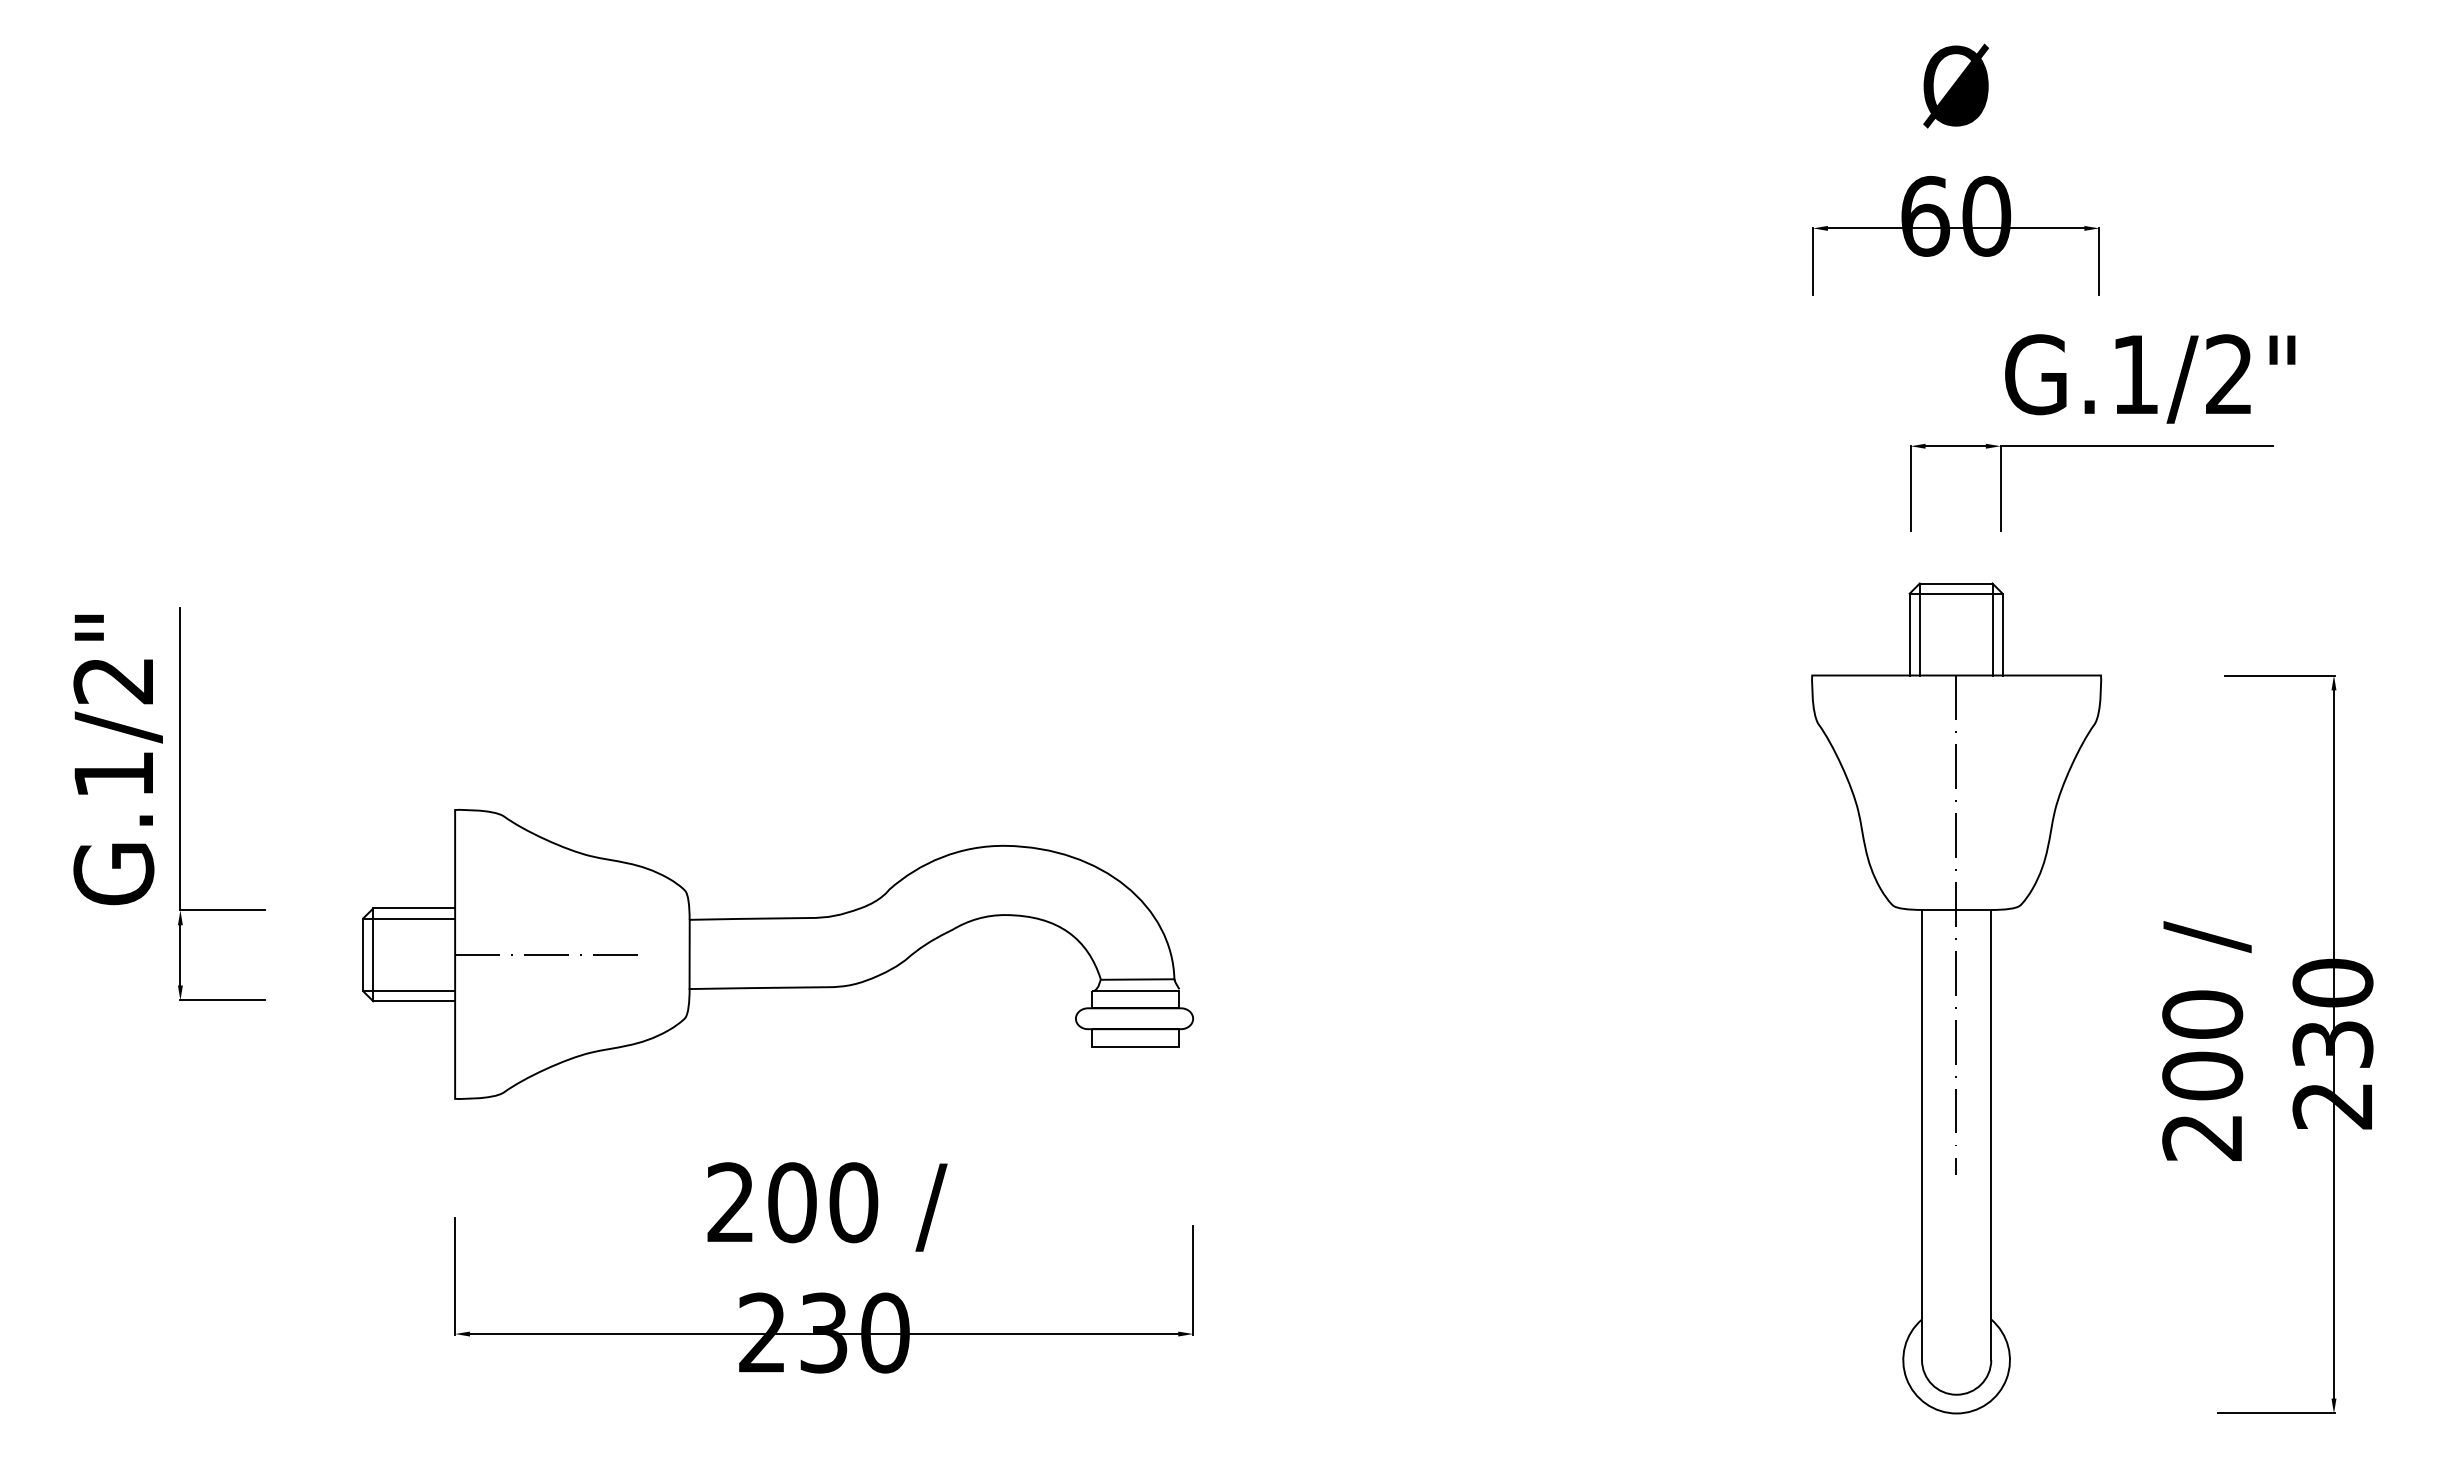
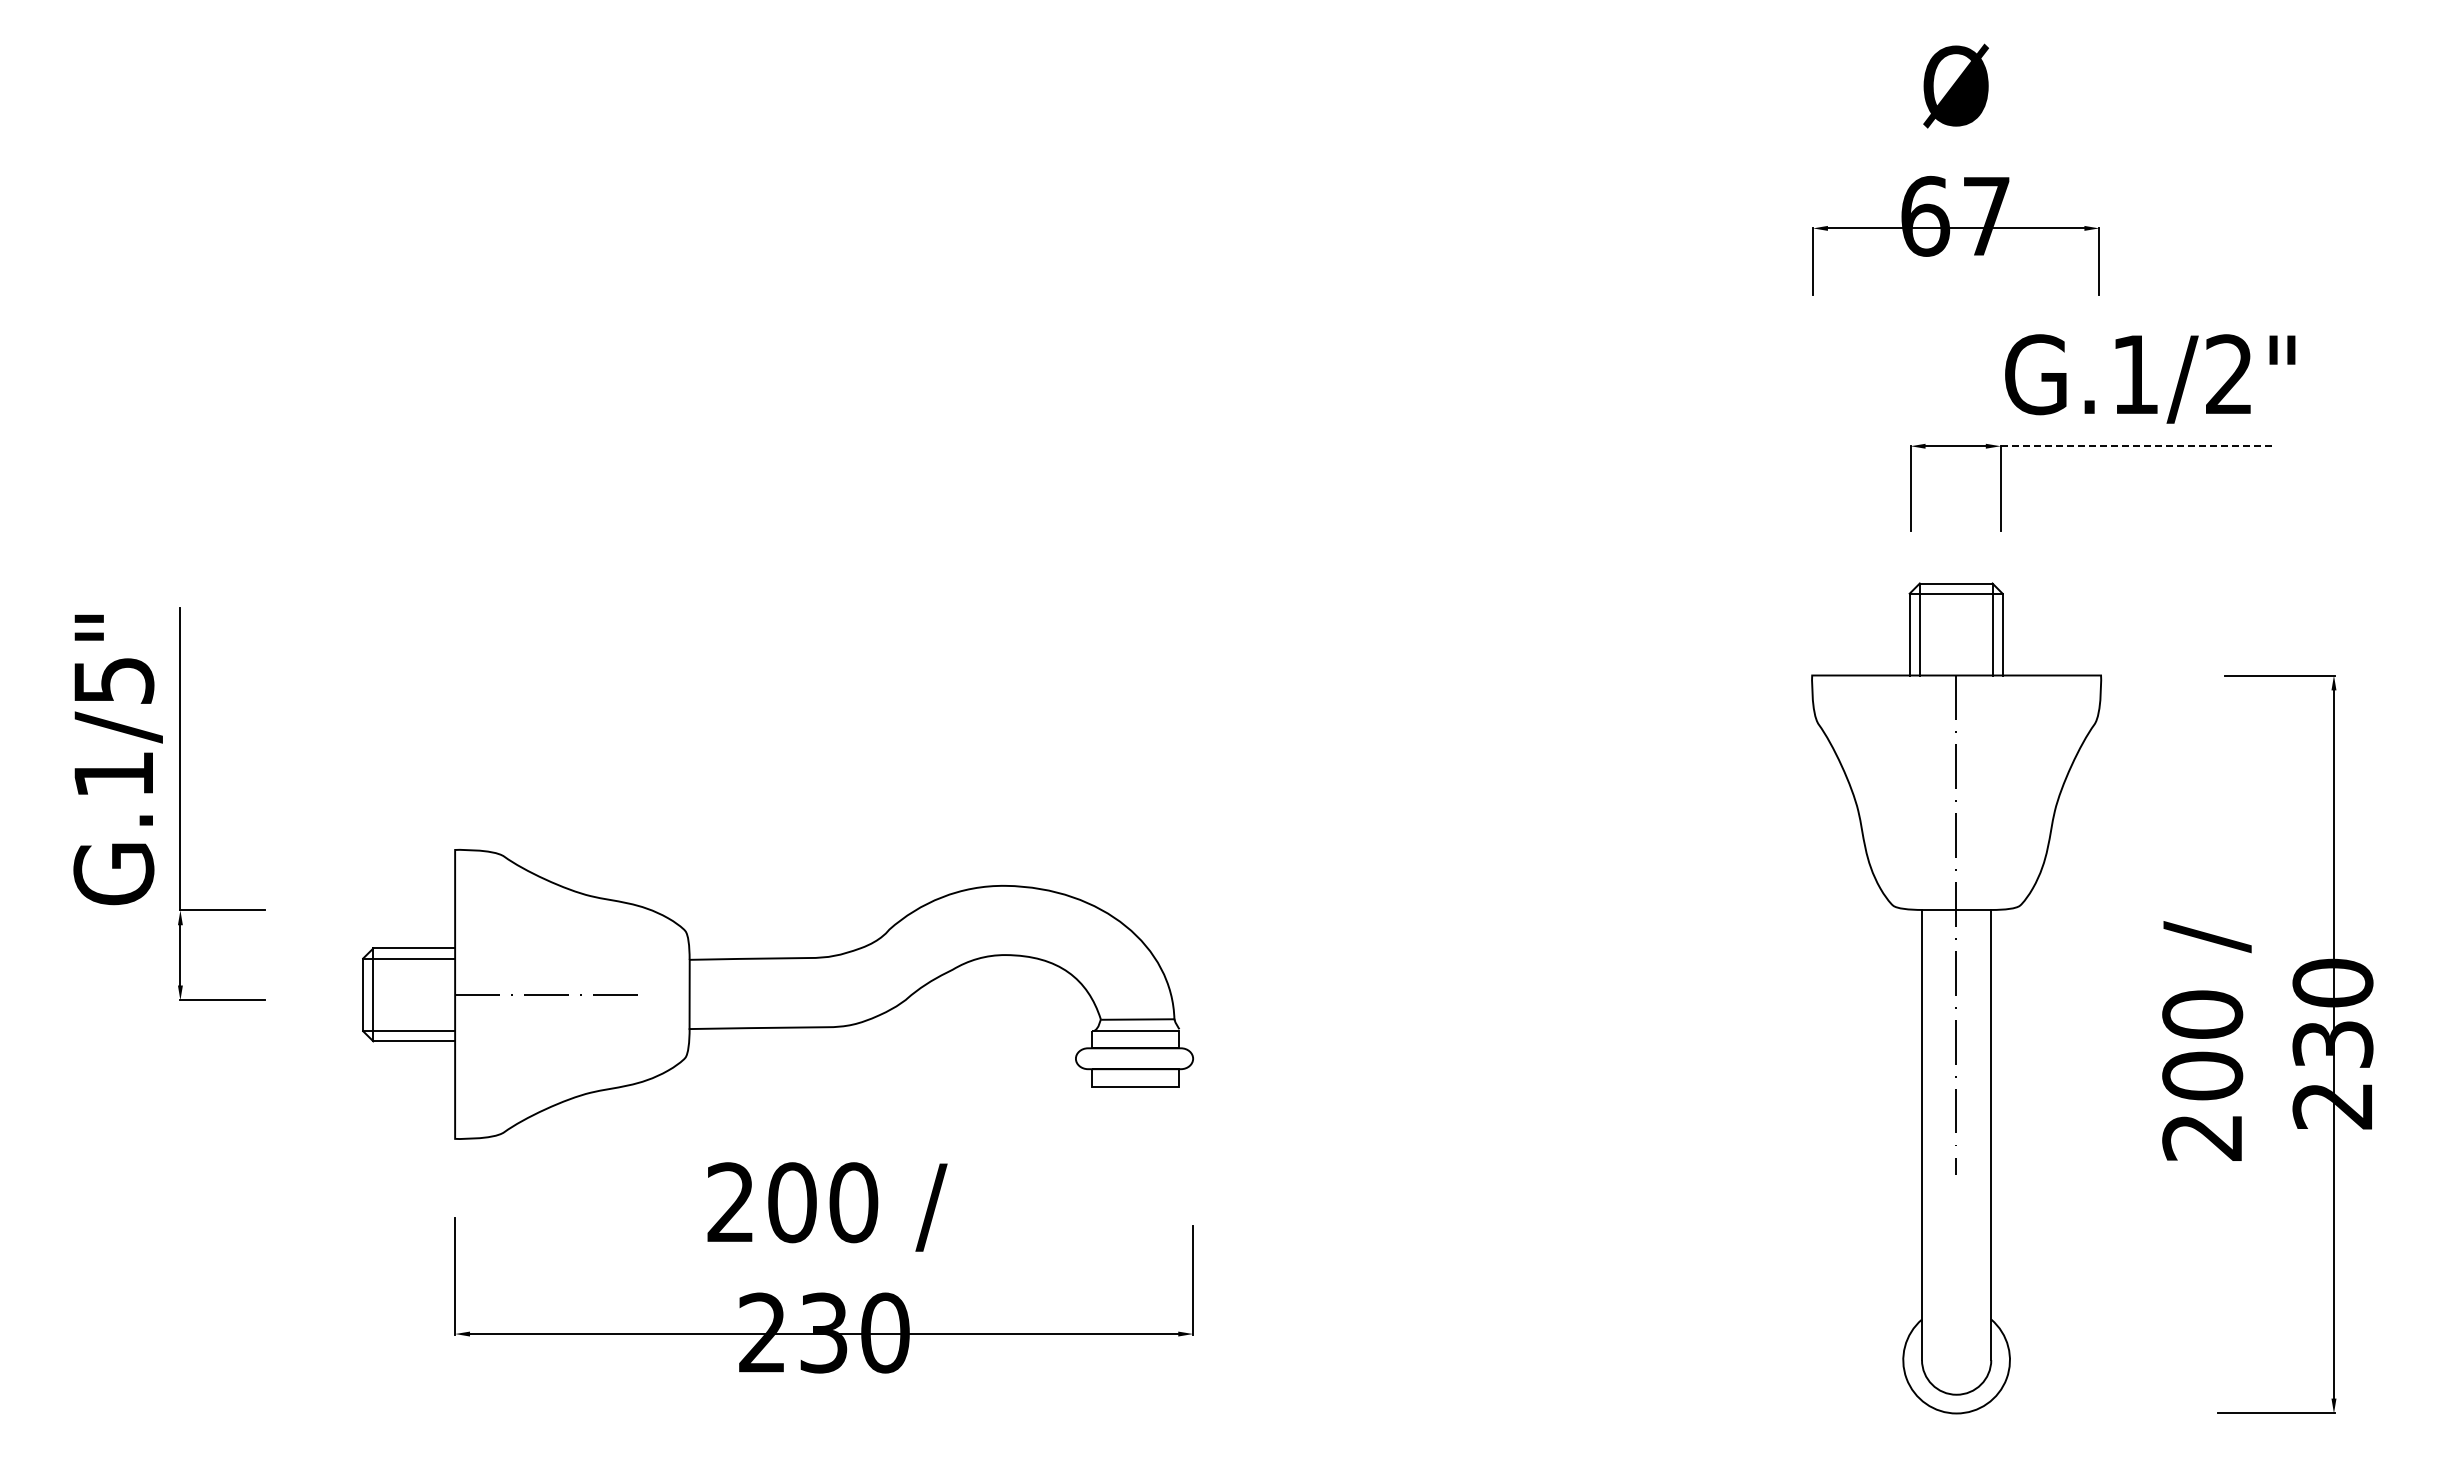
text: 60 -> 67 (1986, 215)
line: solid -> dashed (2137, 446)
text: G.1/2" -> G.1/5" (113, 681)
part position: (777, 954) -> (777, 994) (777, 994)
